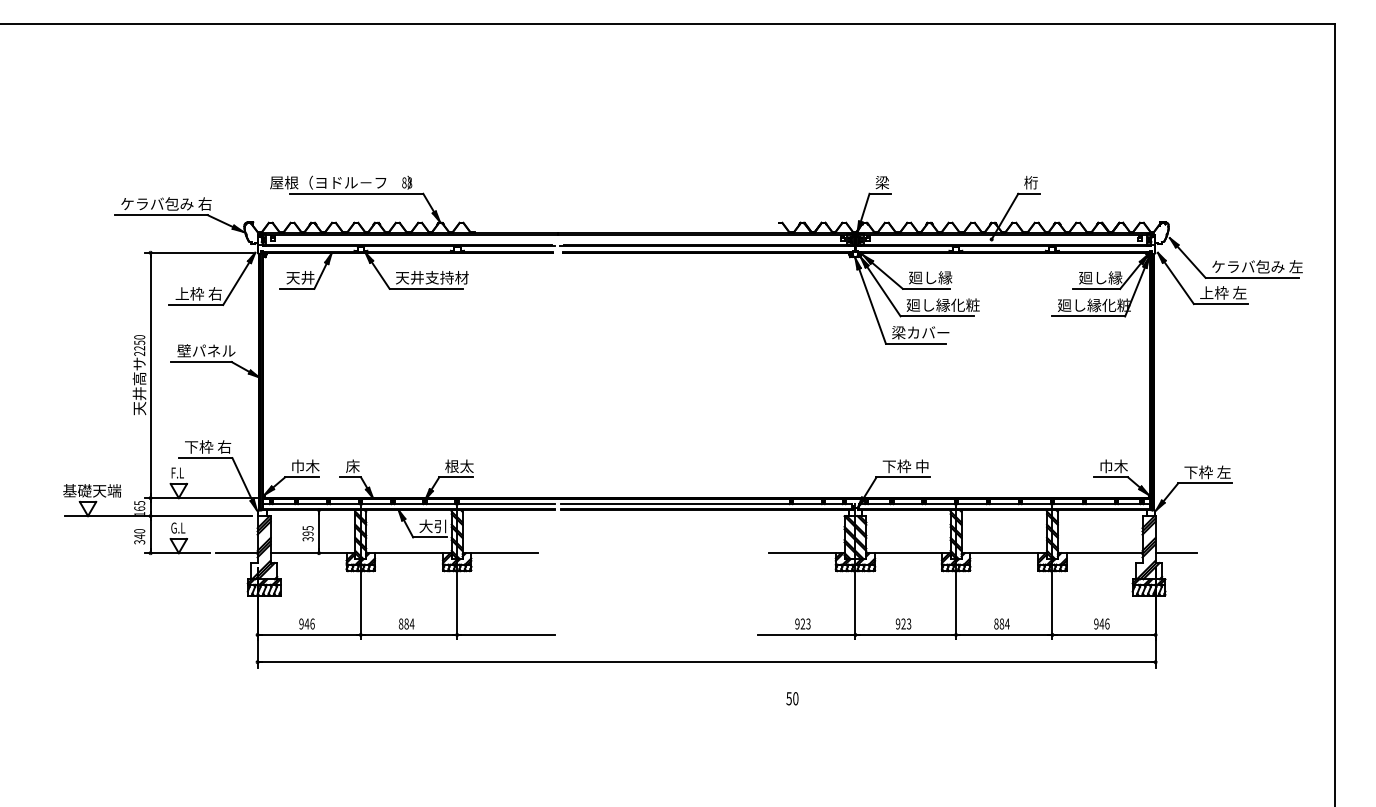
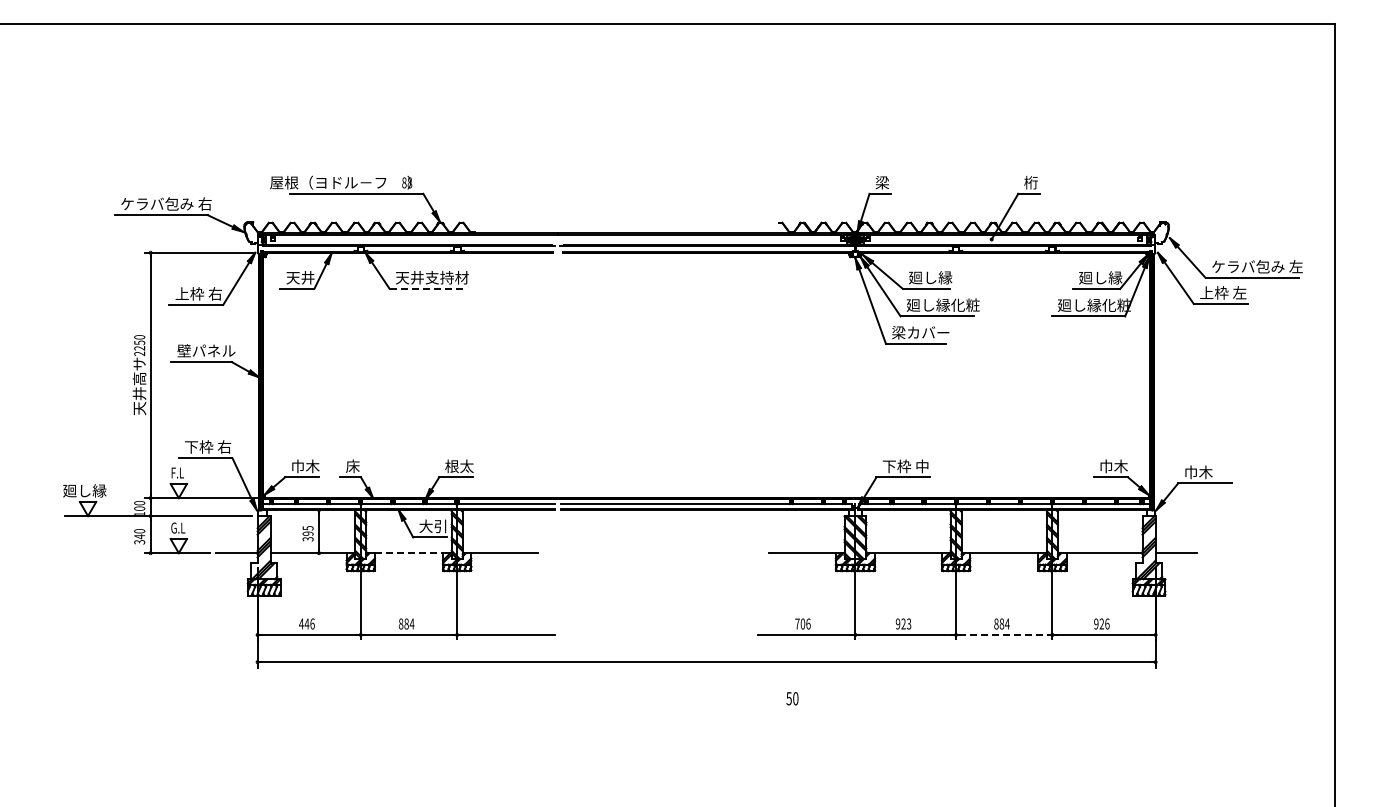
line: solid -> dashed (426, 288)
text: 下枠 左 -> 巾木 (1207, 472)
text: 基礎天端 -> 廻し縁 (92, 490)
text: 165 -> 100 (139, 505)
line: solid -> dashed (409, 553)
text: 946 -> 446 (301, 623)
text: 923 -> 706 (802, 623)
text: 946 -> 926 (1101, 623)
line: solid -> dashed (1004, 634)
